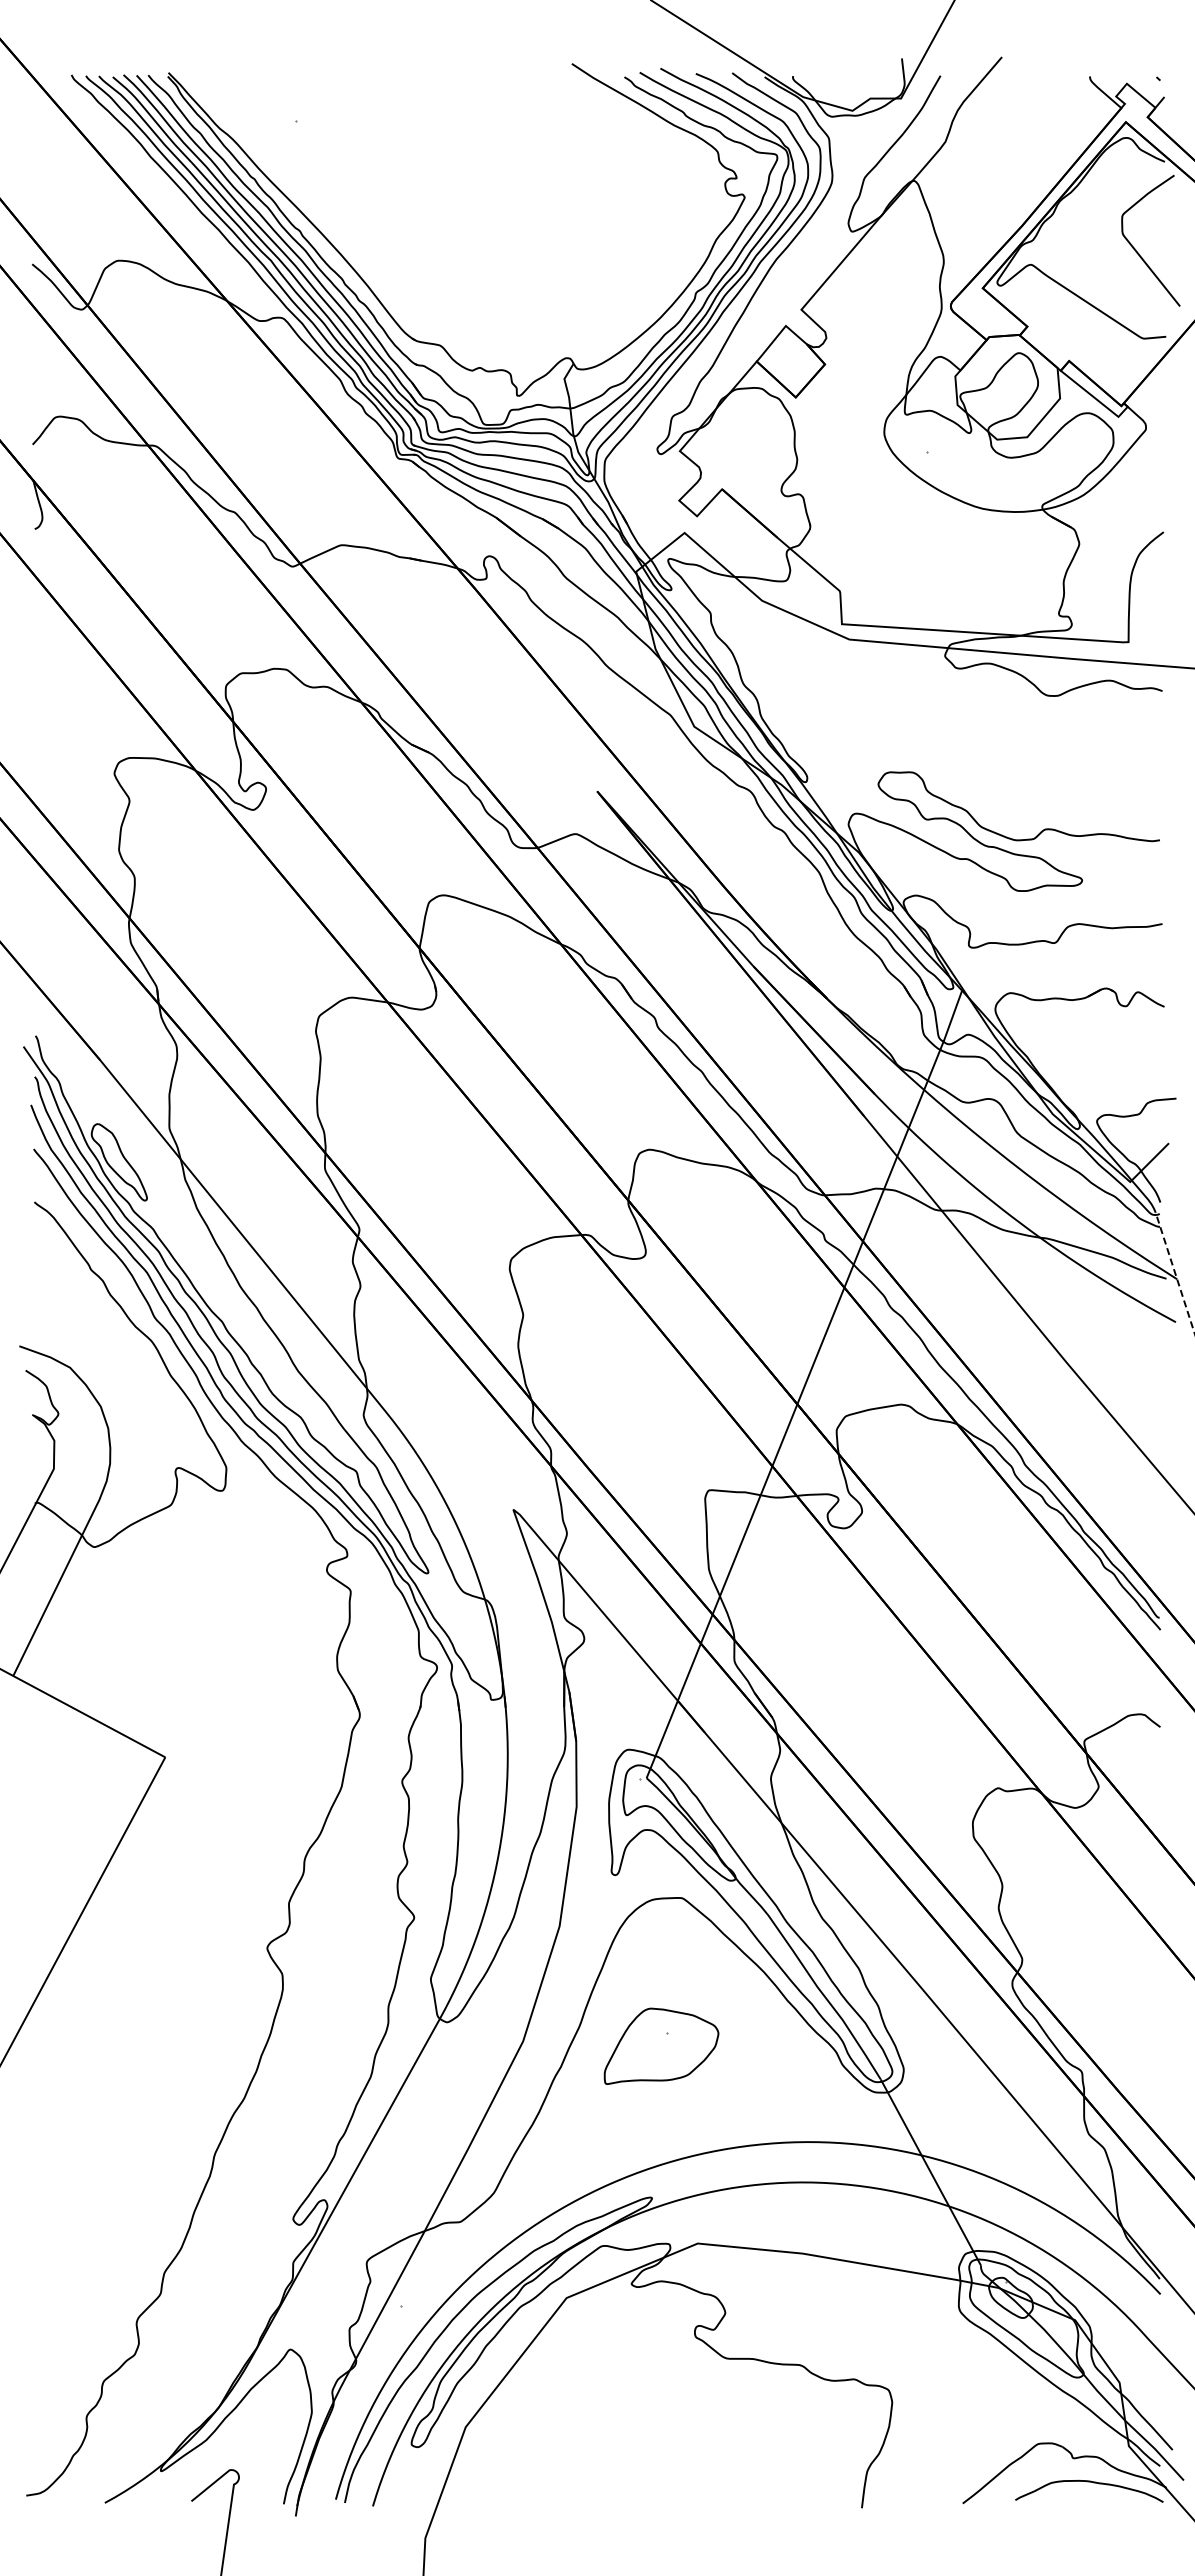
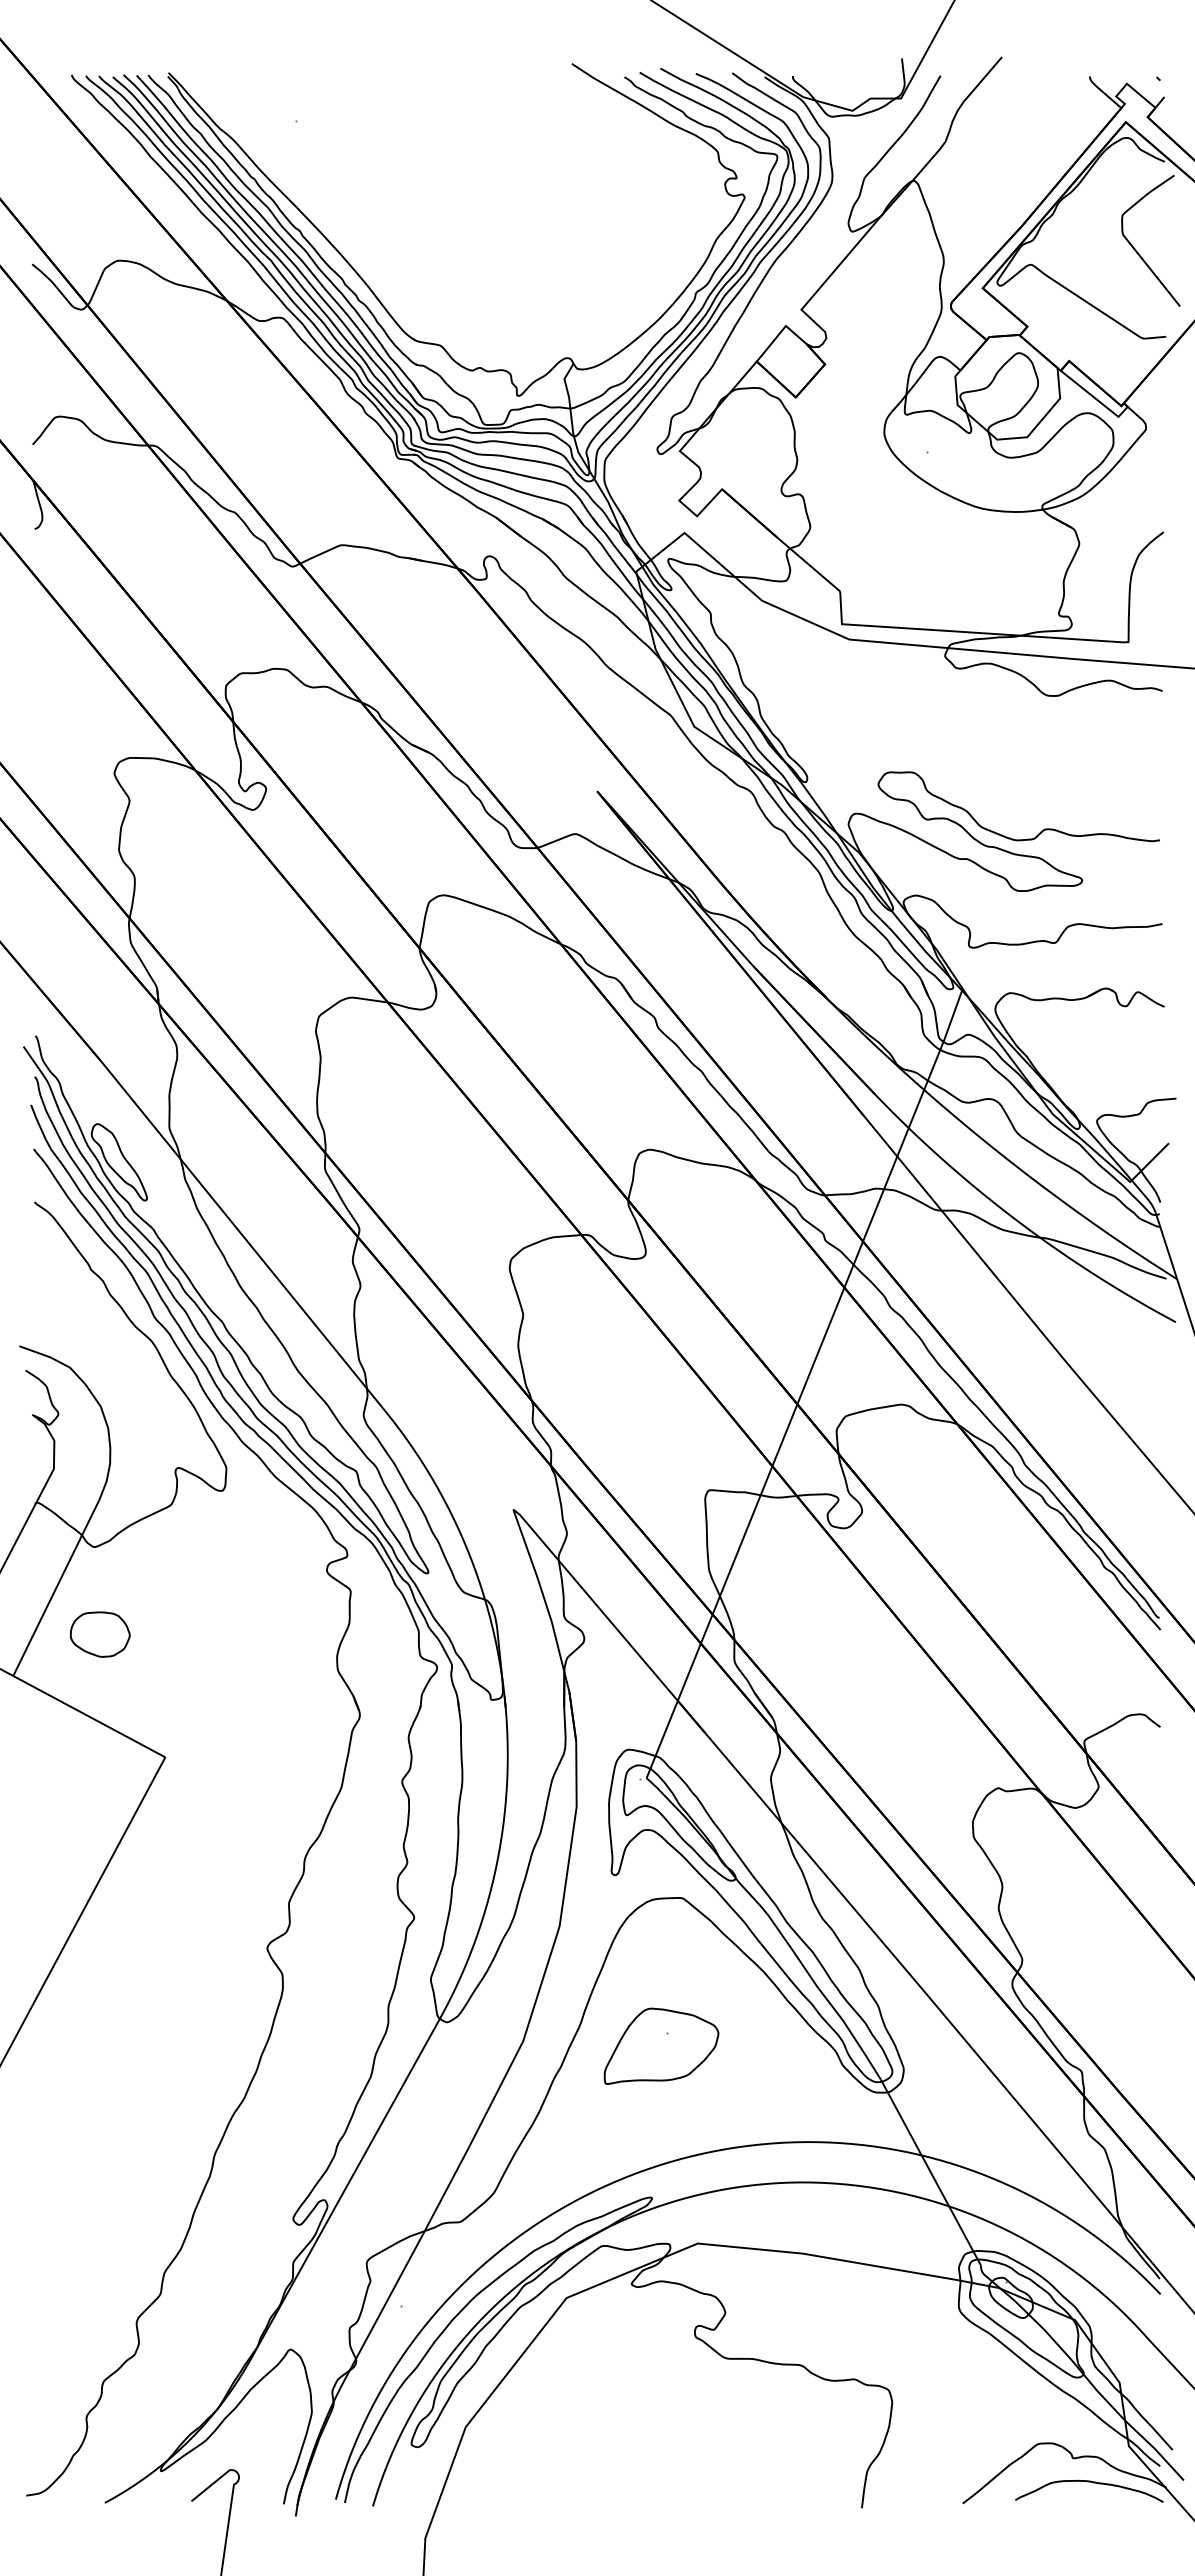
line: dashed -> solid (1175, 1273)
part: none -> present (99, 1634)
